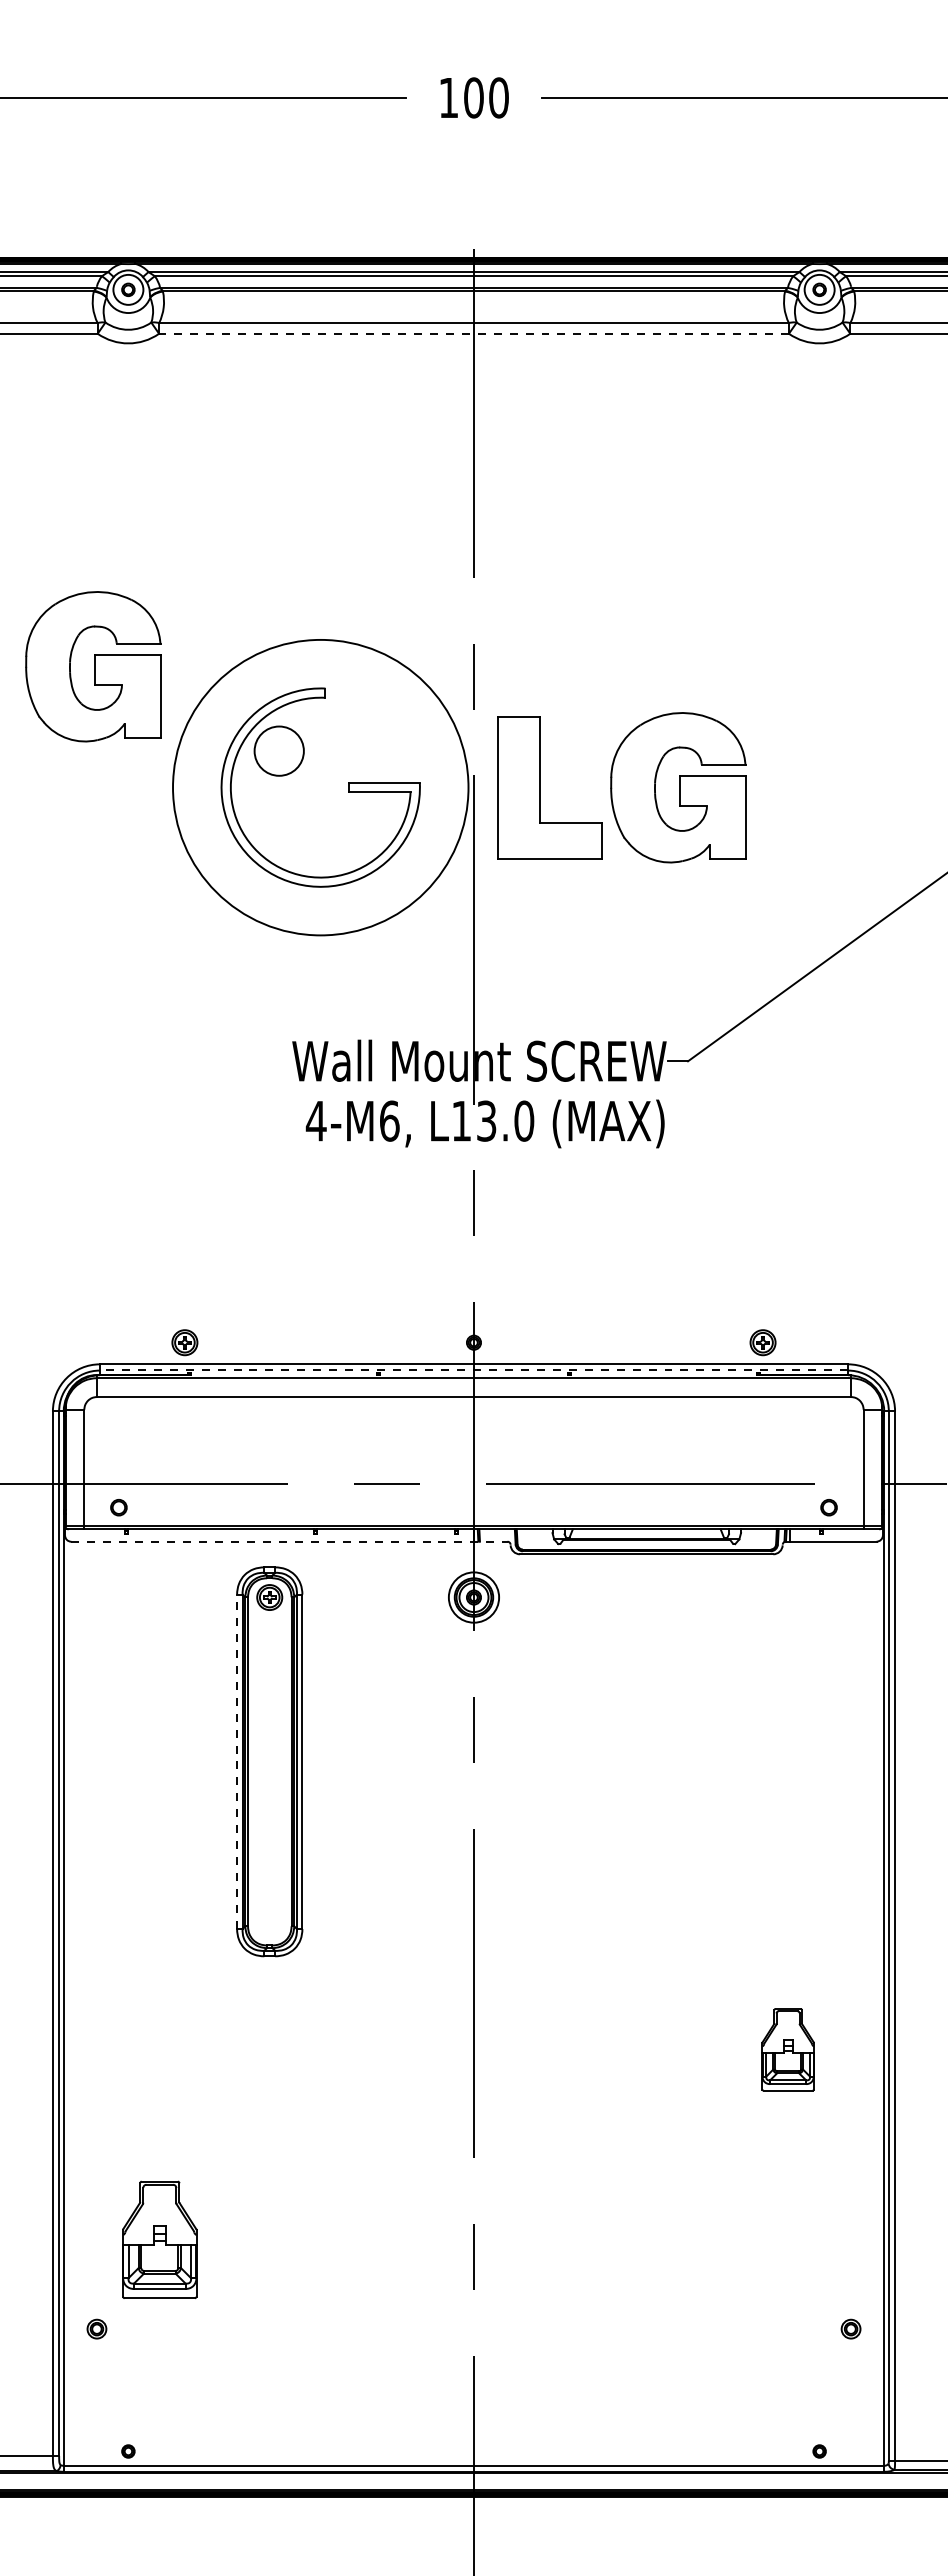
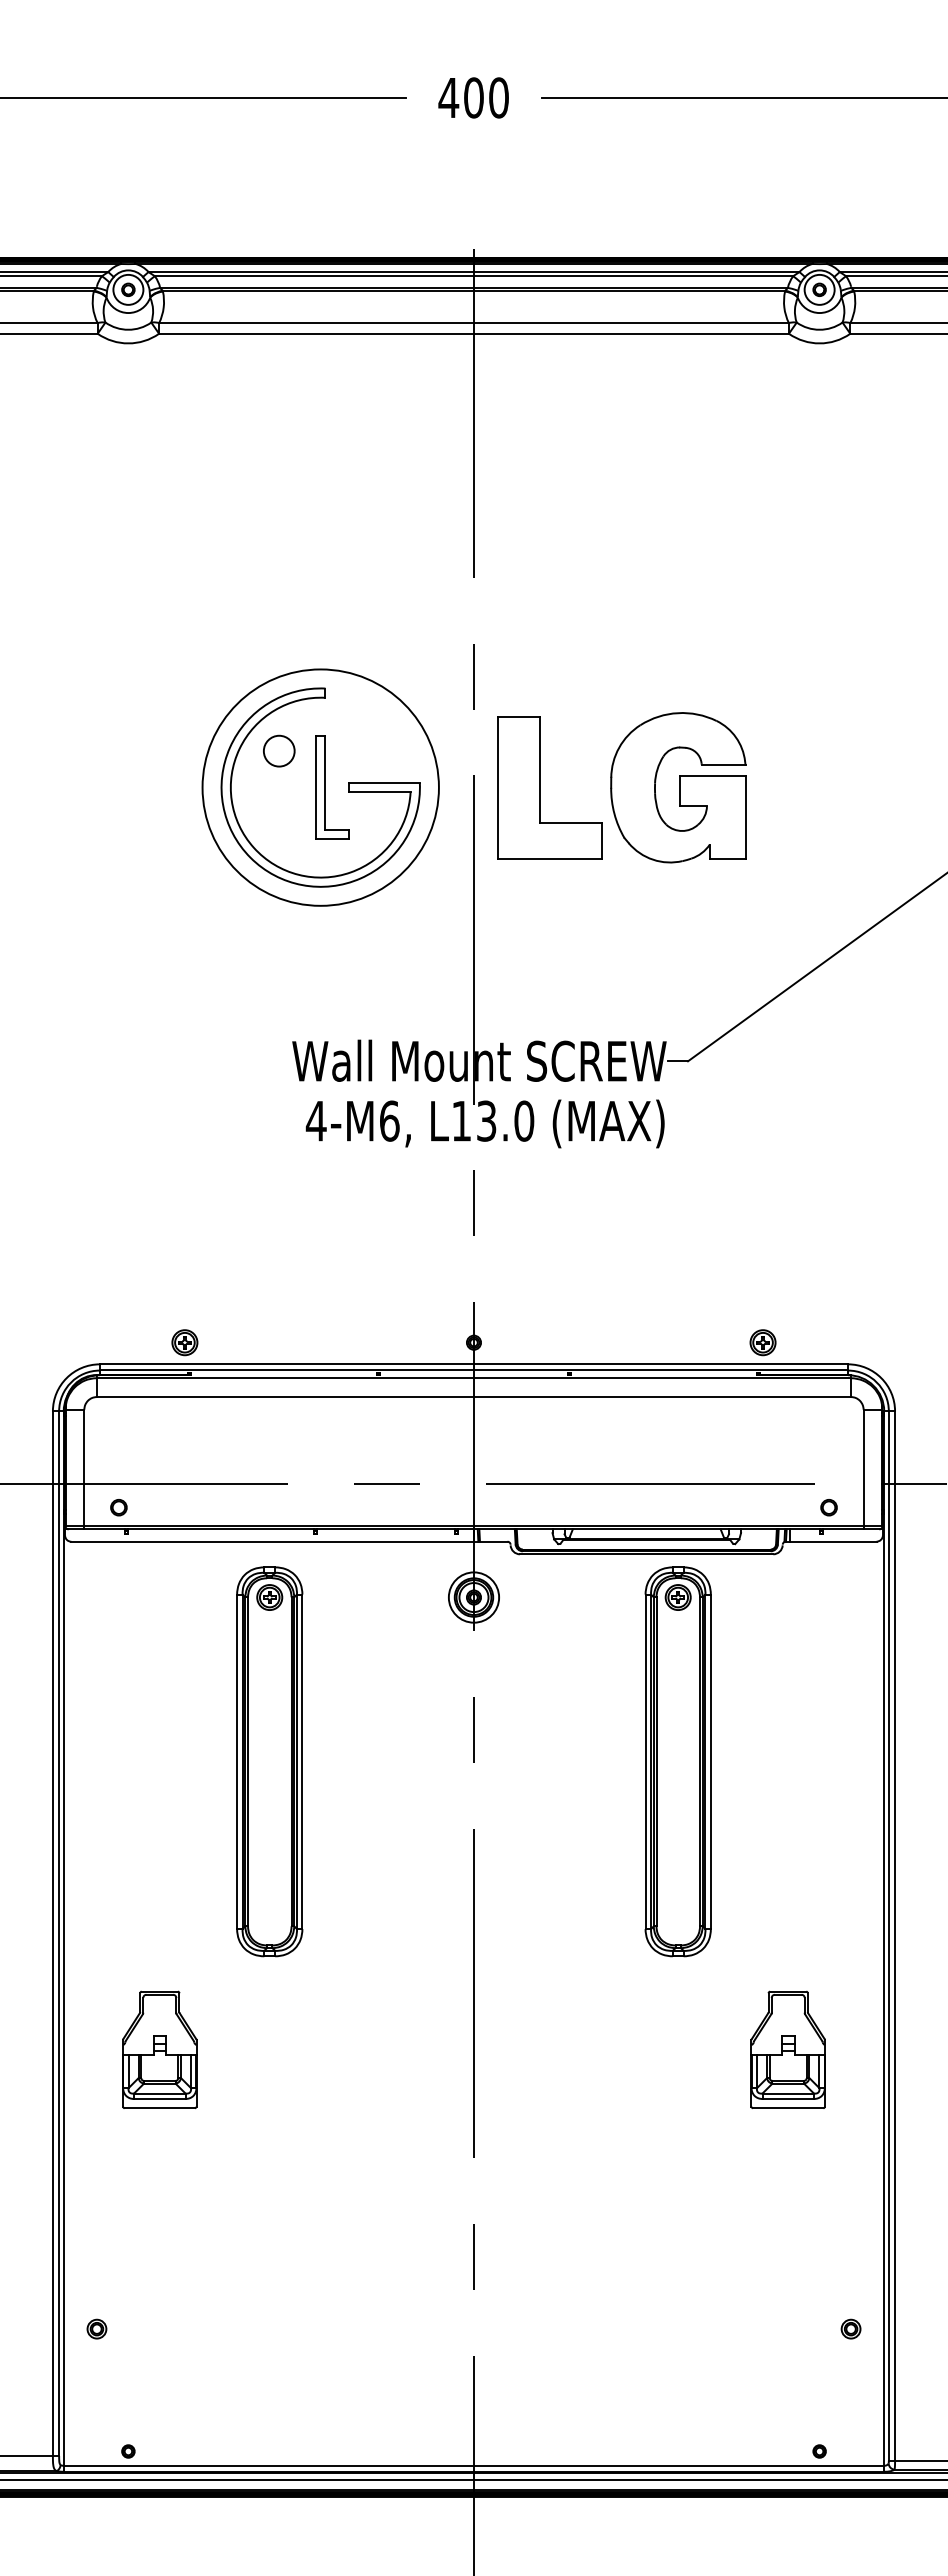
text: 100 -> 400 (448, 97)
line: dashed -> solid (474, 333)
part: present -> none (93, 666)
circle diameter: 49 px -> 31 px (278, 750)
circle diameter: 295 px -> 236 px (320, 787)
part: none -> present (325, 787)
line: dashed -> solid (473, 1370)
line: dashed -> solid (289, 1541)
line: dashed -> solid (237, 1761)
part: none -> present (677, 1761)
part size: 54x84 px -> 76x119 px (787, 2049)
part position: (159, 2239) -> (159, 2049) (159, 2049)
line: none -> present (473, 2479)
